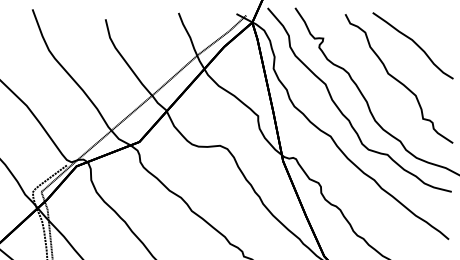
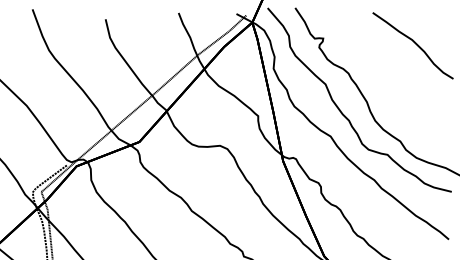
part: present -> none (398, 78)
